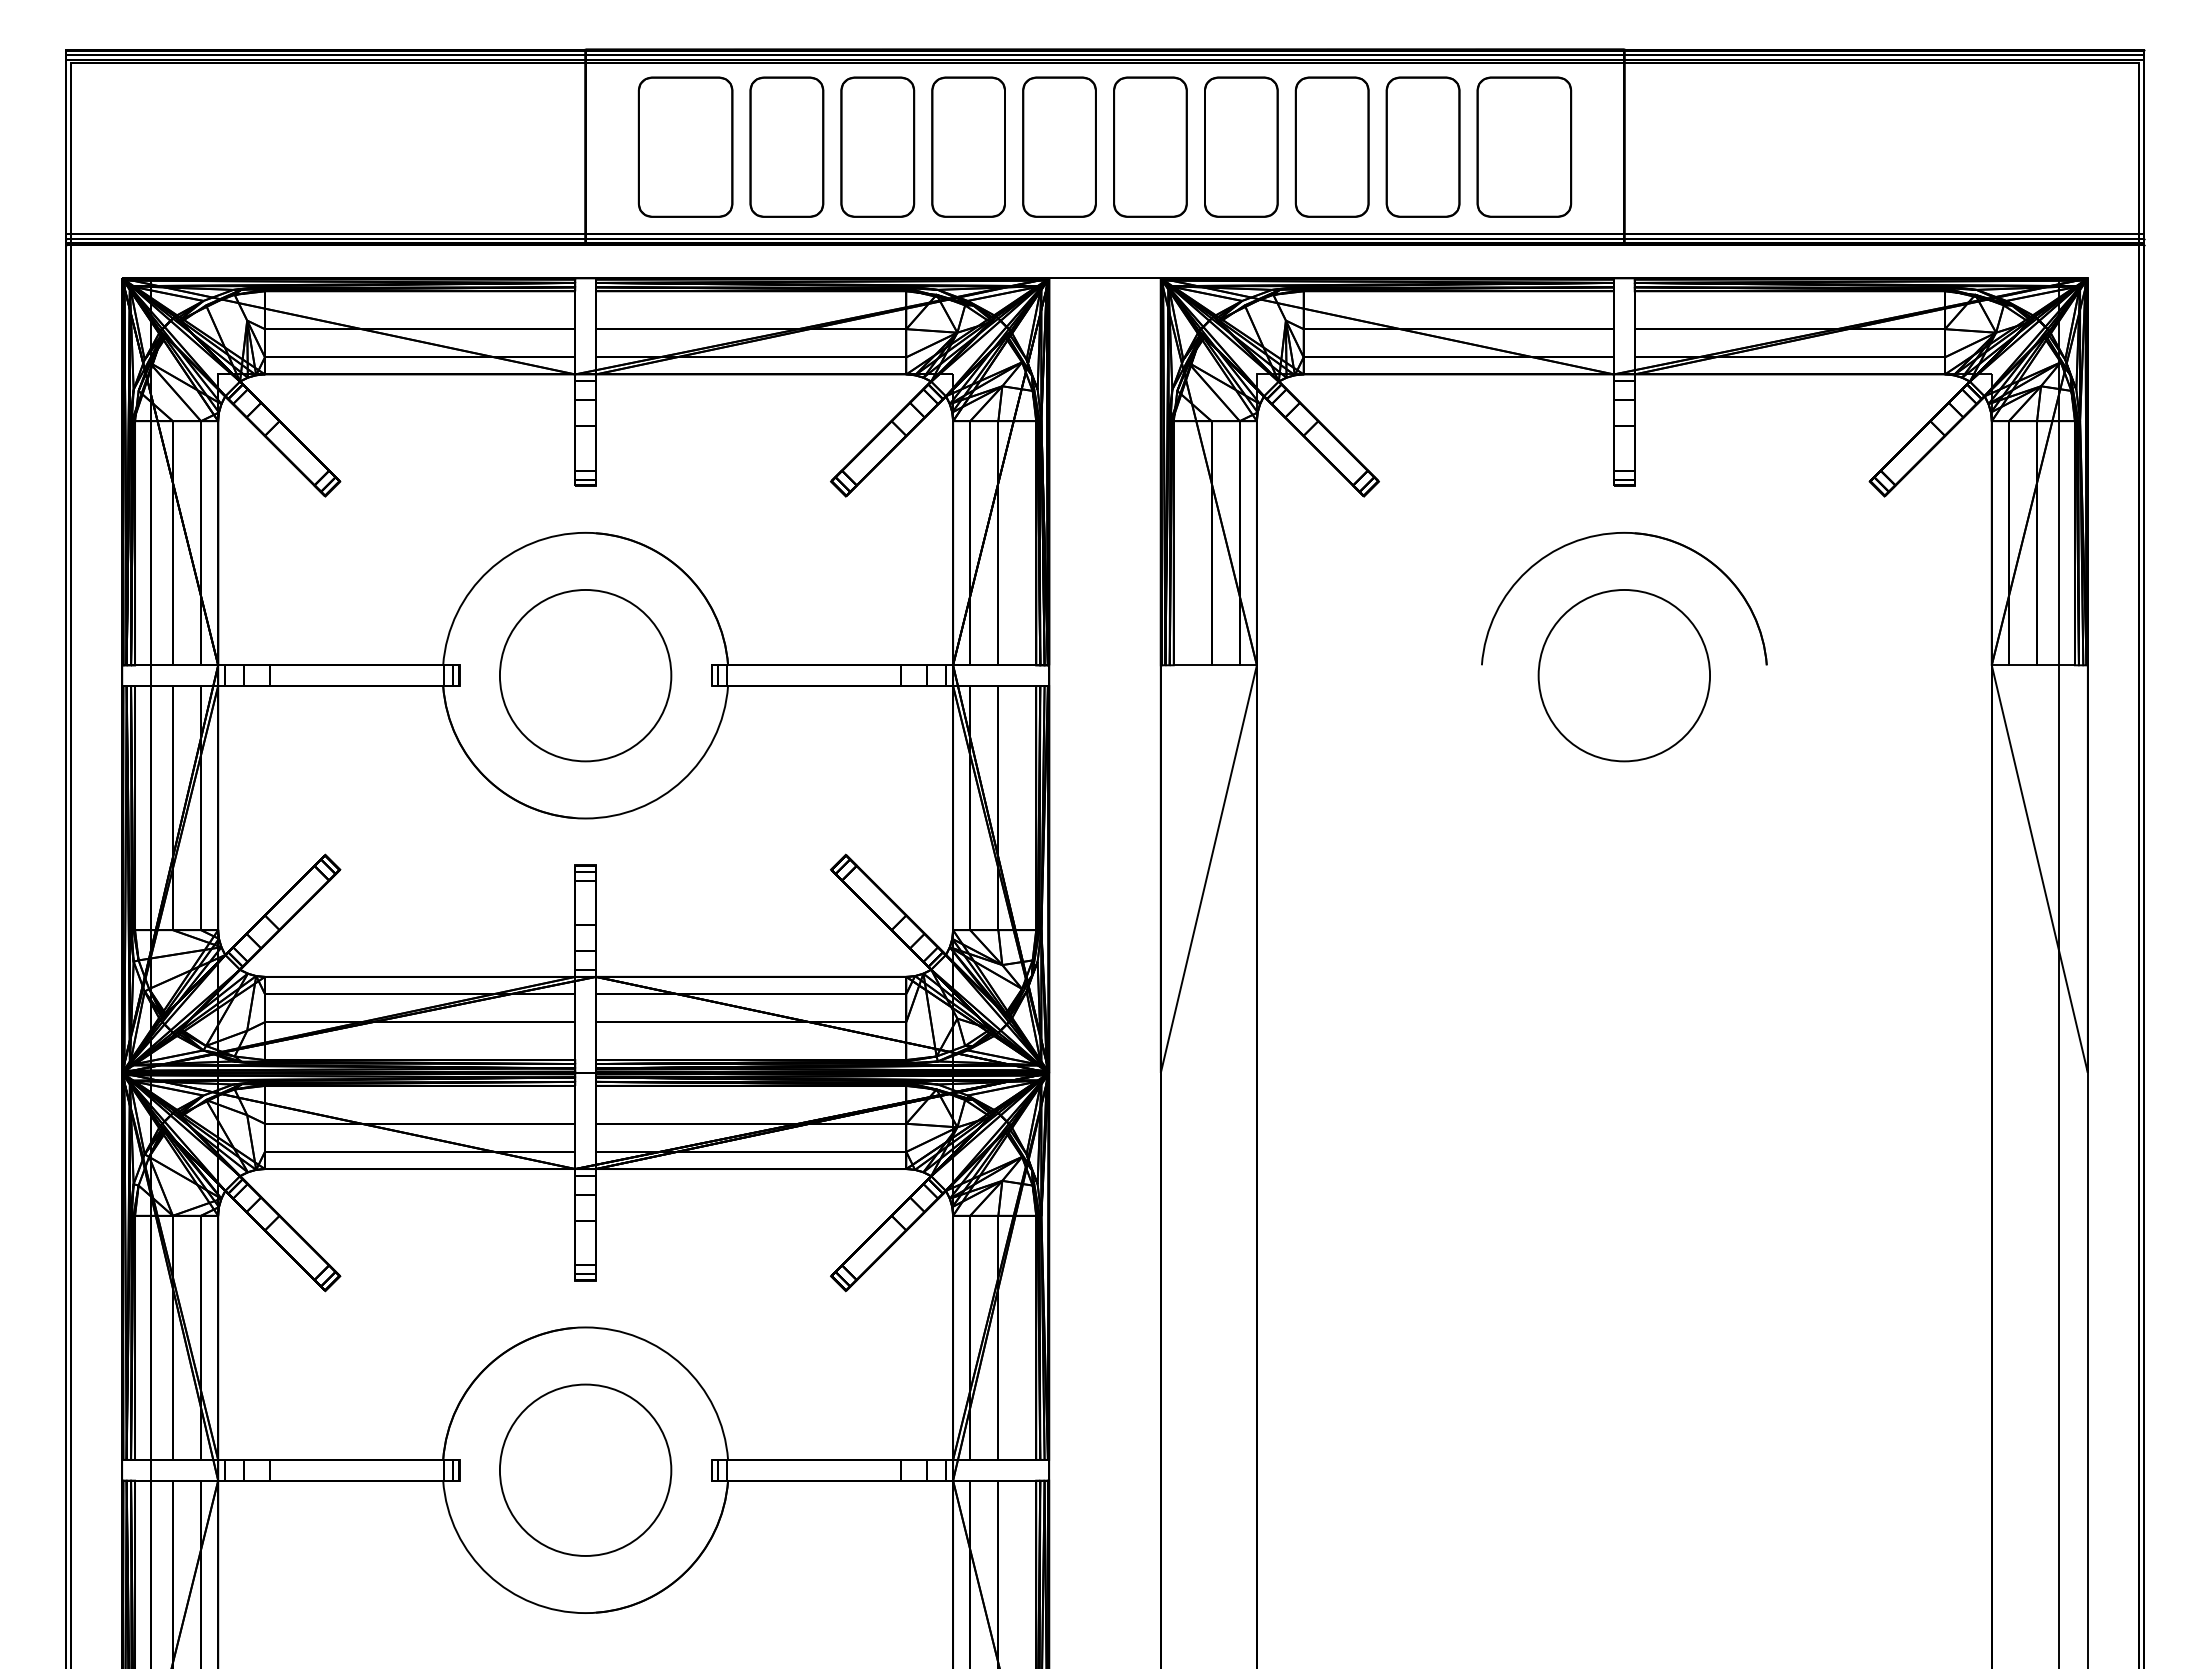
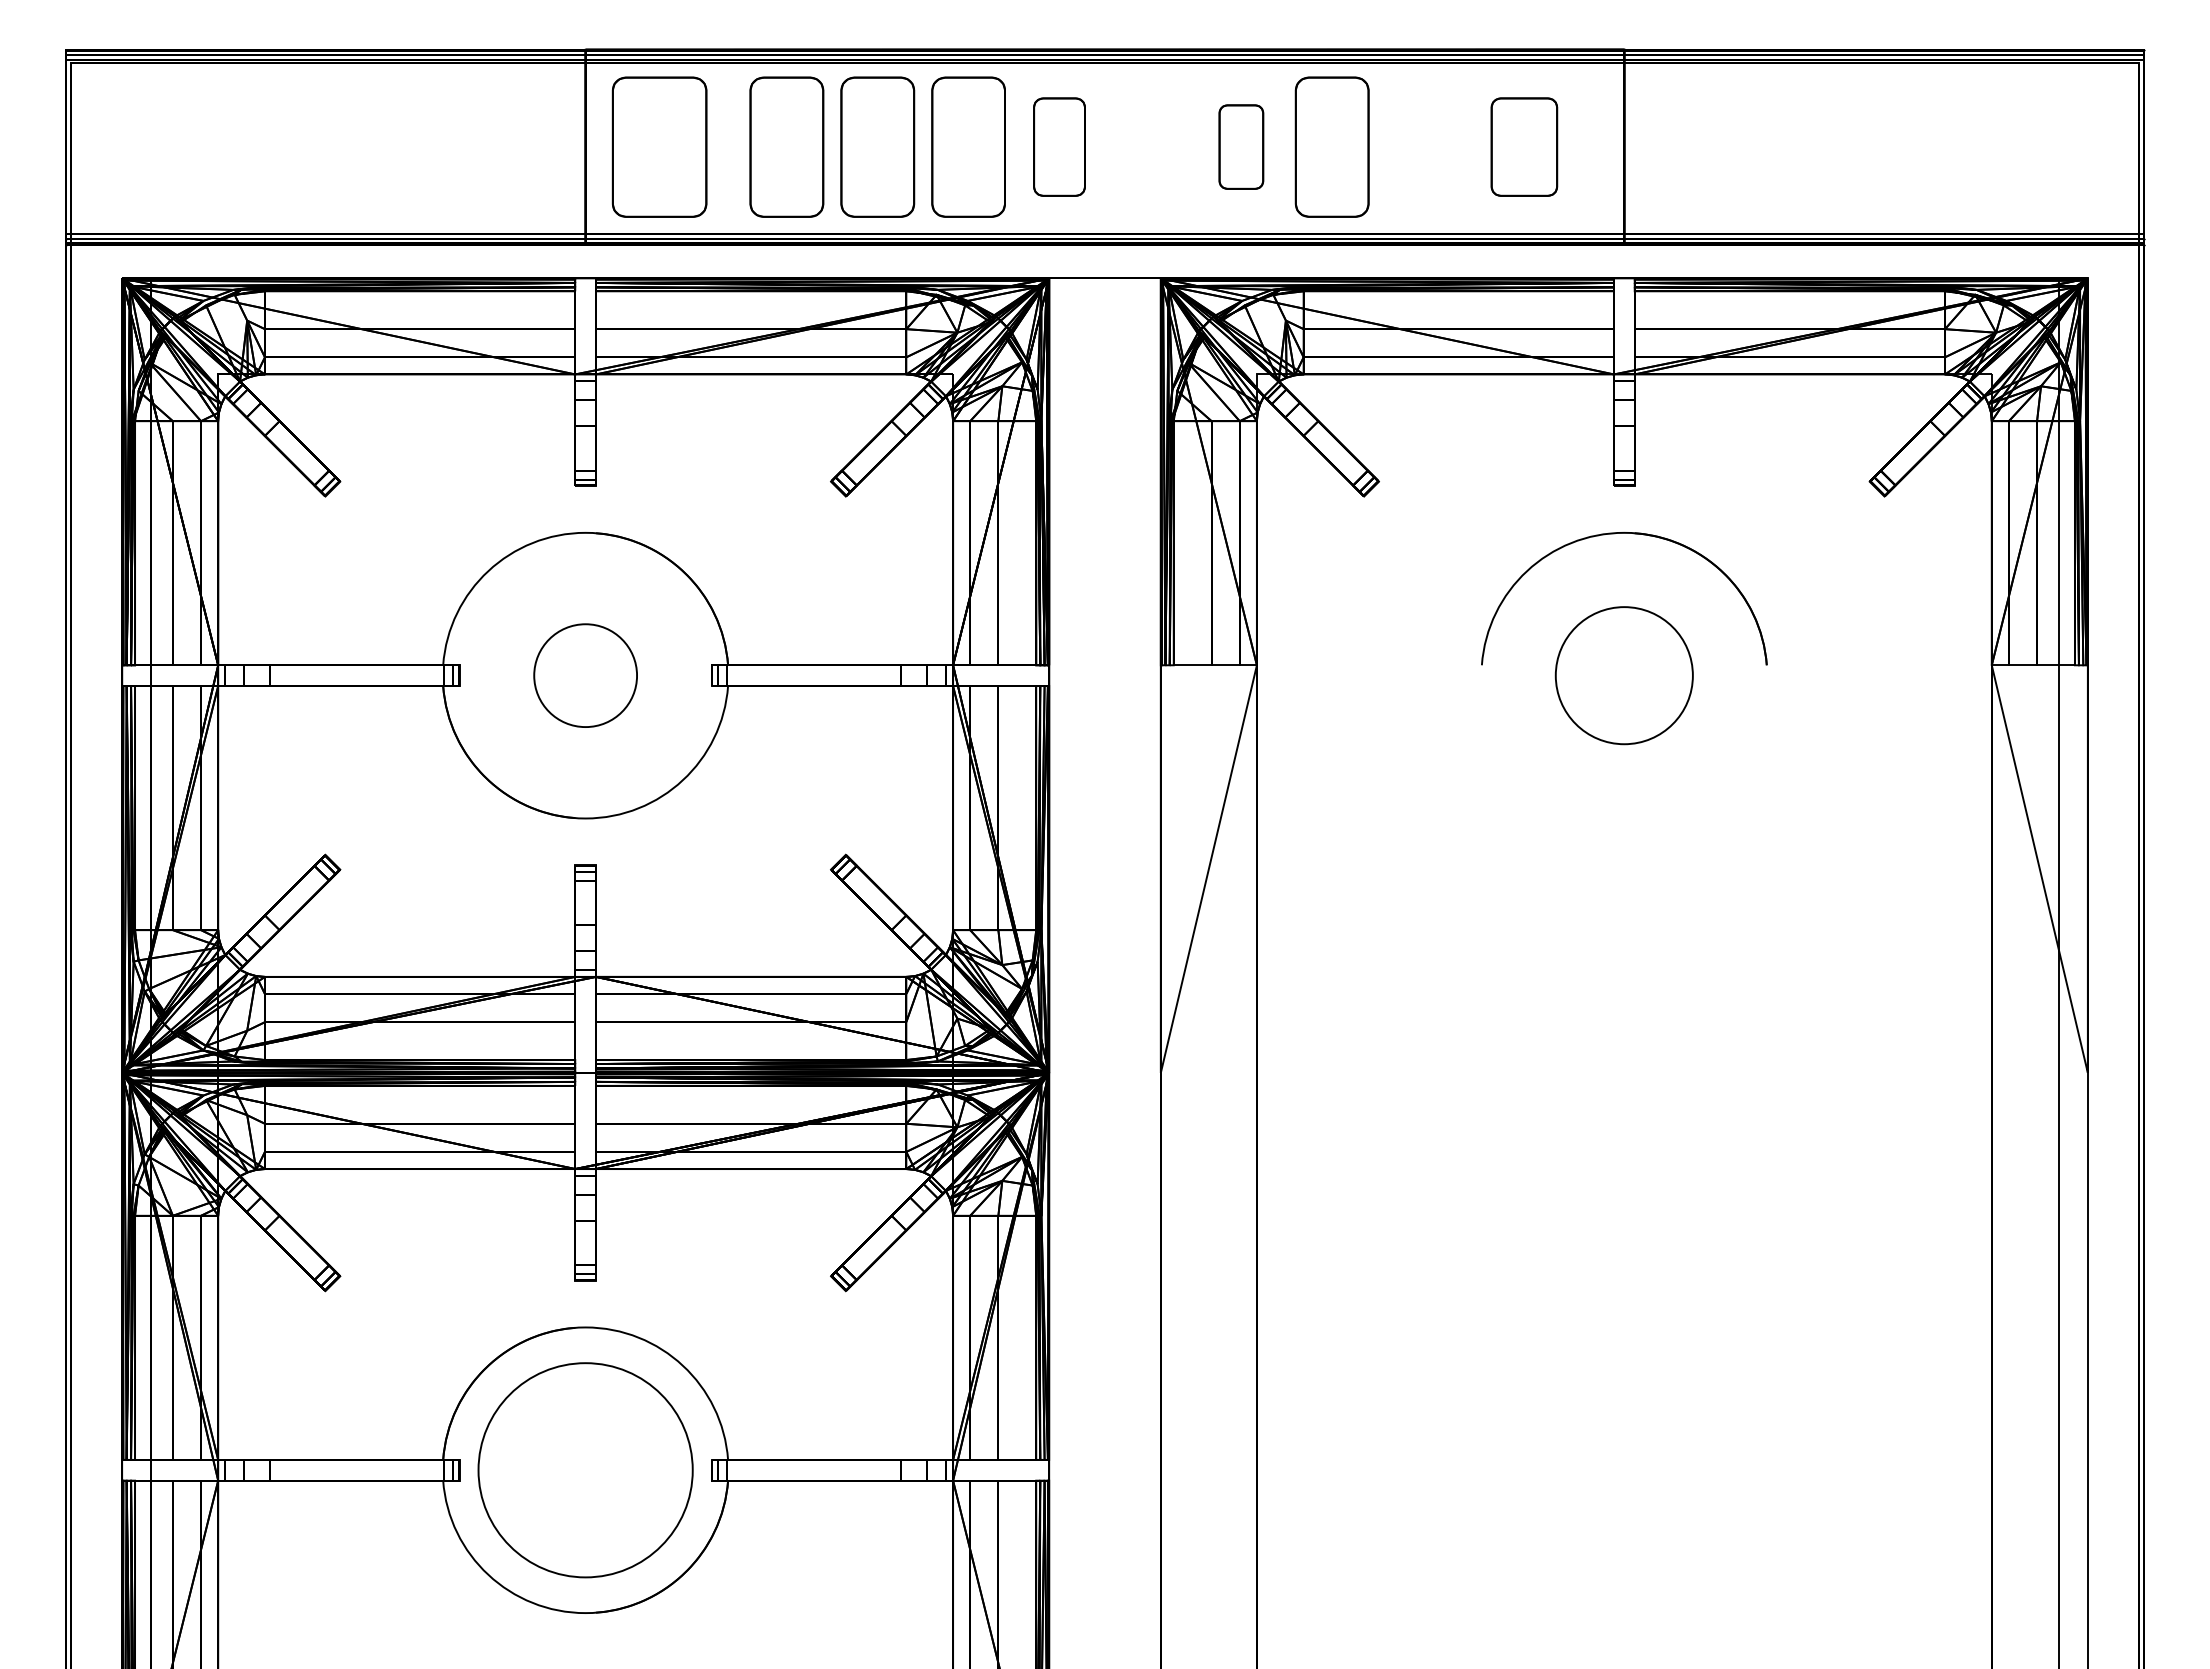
part position: (685, 146) -> (659, 146) (659, 146)
part size: 75x142 px -> 53x100 px (1059, 146)
part: present -> none (1150, 146)
part size: 75x142 px -> 47x86 px (1241, 146)
part: present -> none (1422, 146)
part size: 97x142 px -> 69x100 px (1524, 146)
circle diameter: 171 px -> 103 px (585, 675)
circle diameter: 171 px -> 137 px (1623, 675)
circle diameter: 171 px -> 214 px (585, 1470)
